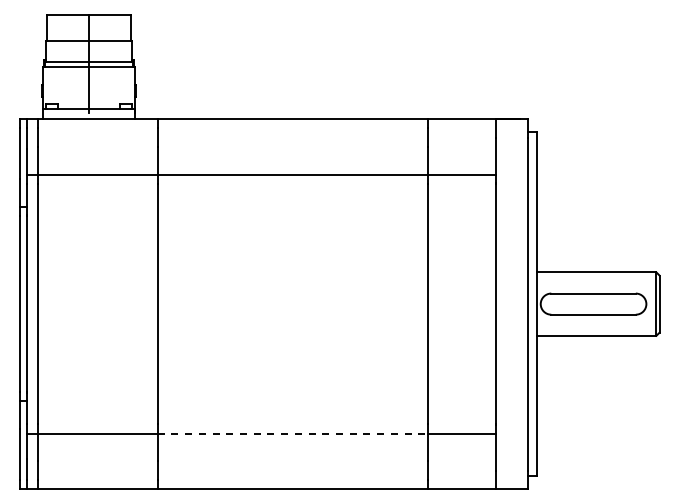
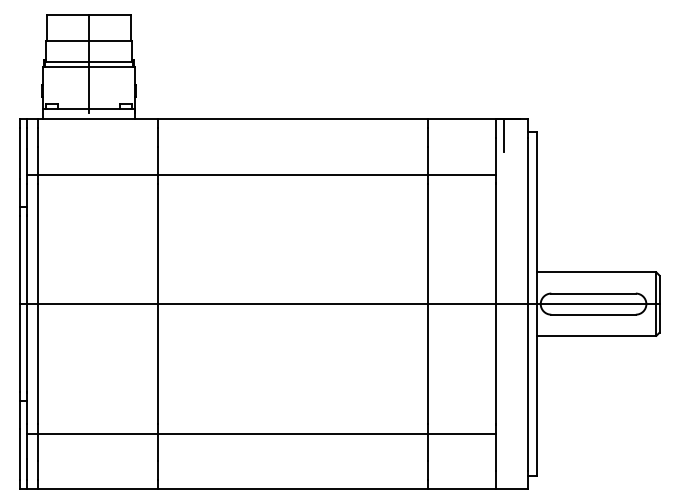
line: none -> present (503, 135)
line: none -> present (339, 304)
line: dashed -> solid (293, 433)
